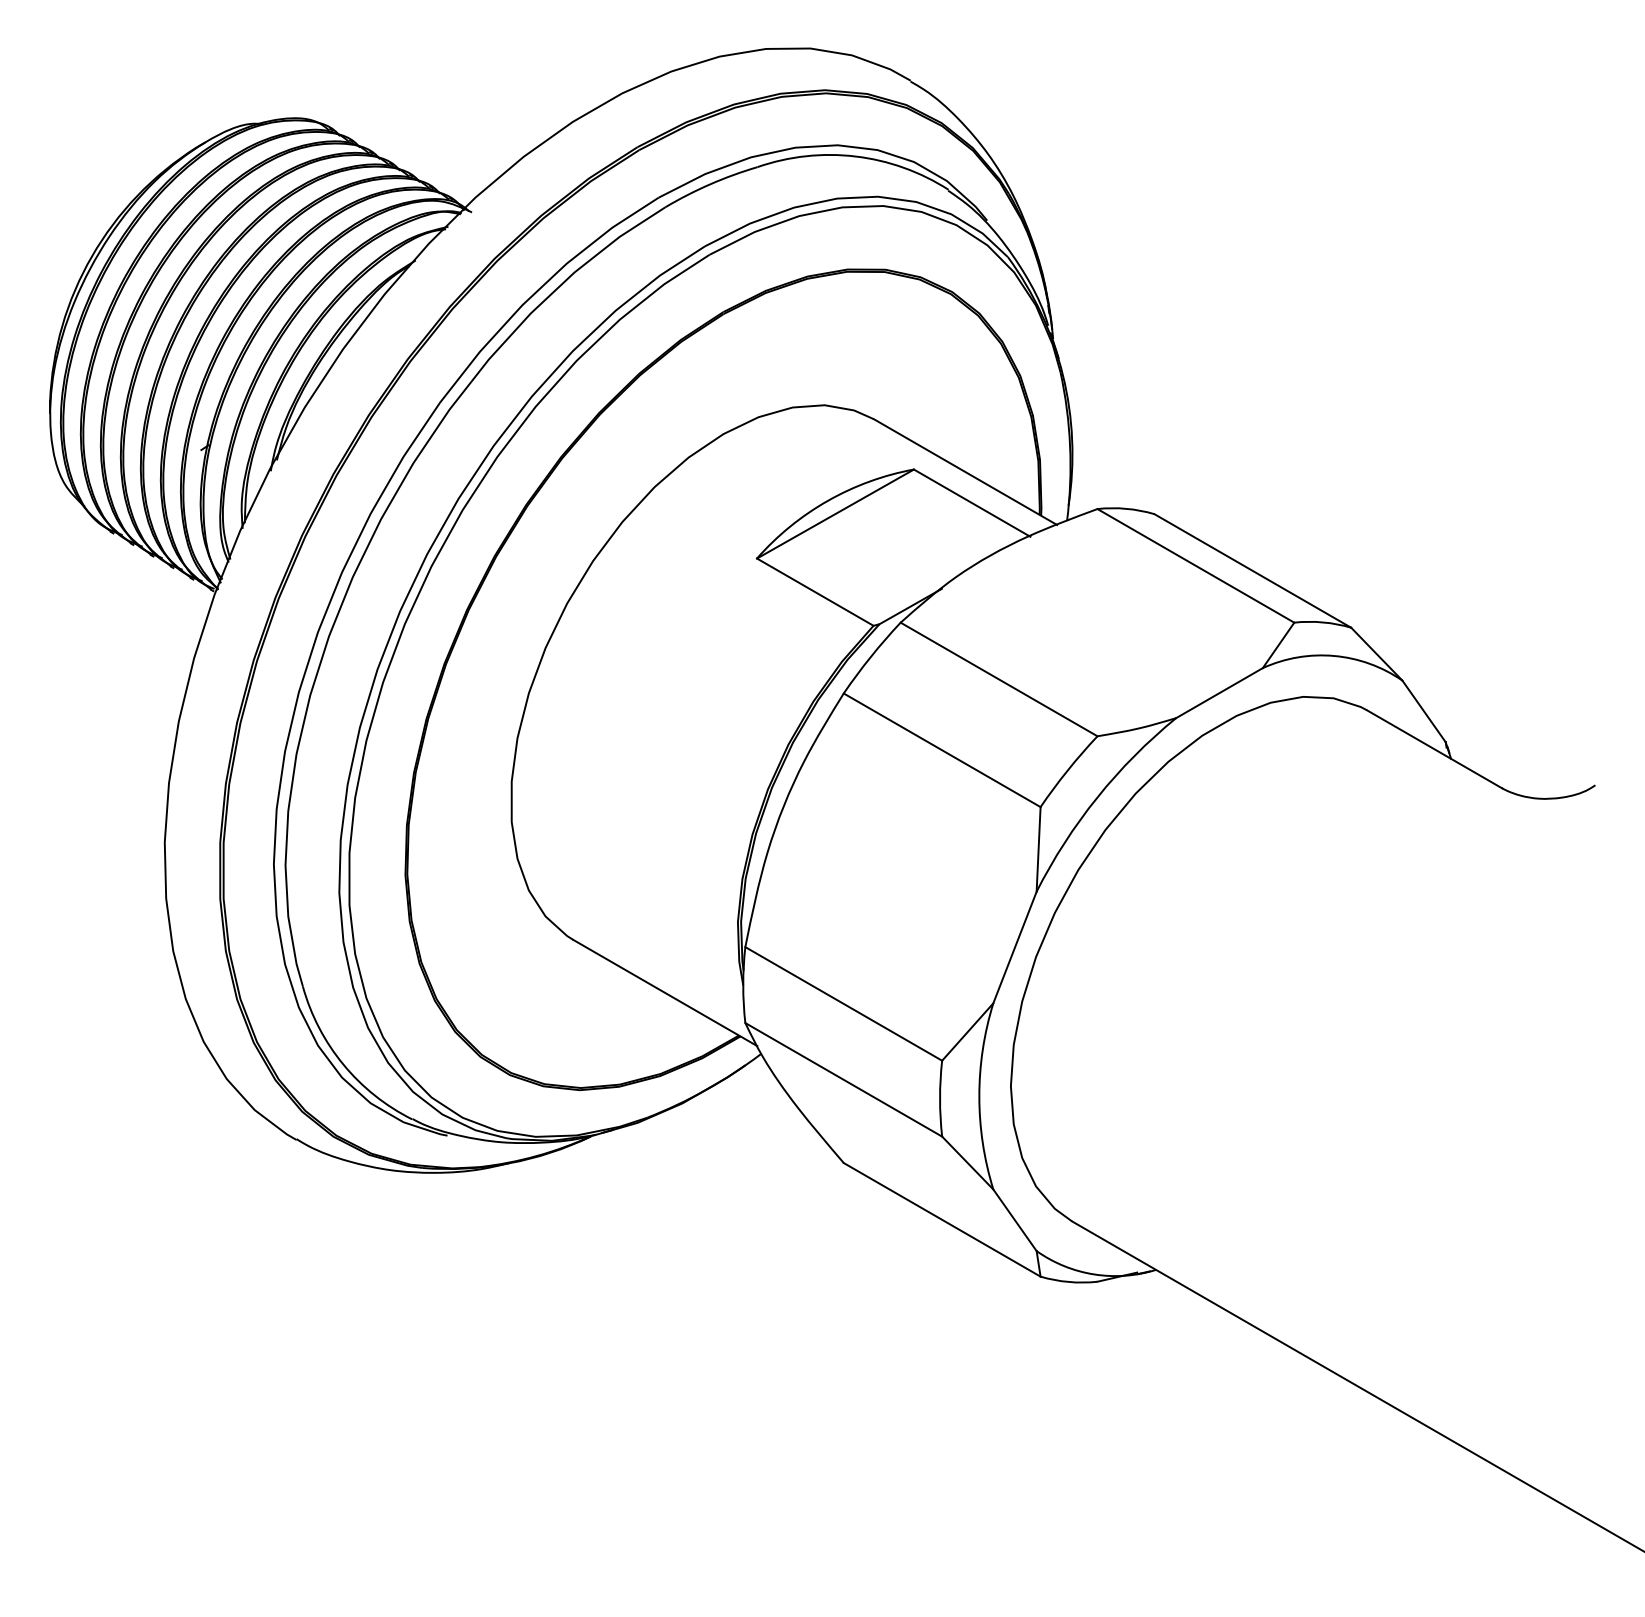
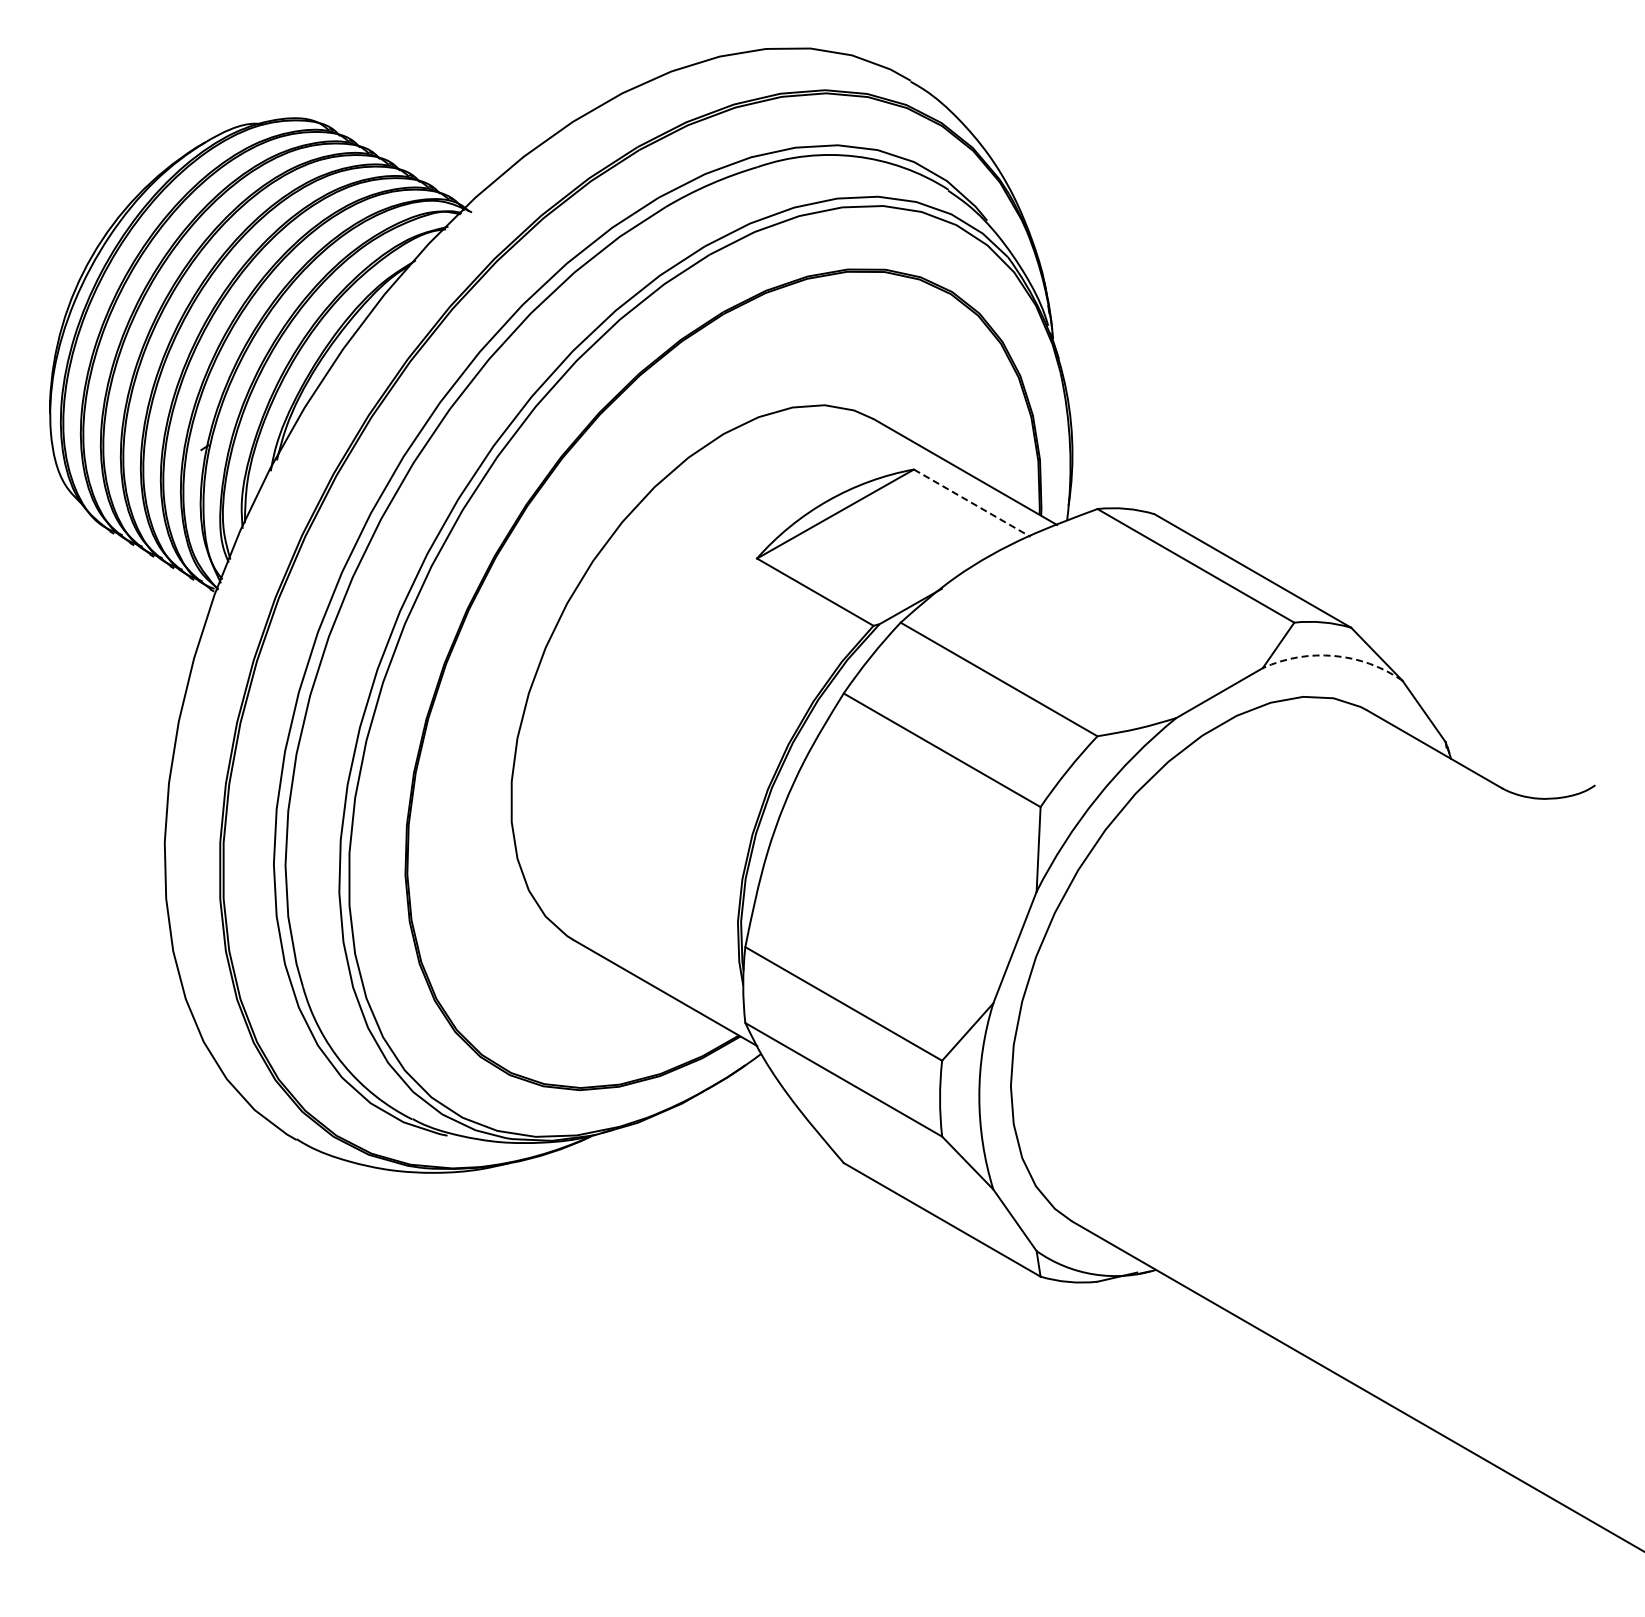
line: solid -> dashed (972, 503)
arc: solid -> dashed (1334, 655)
